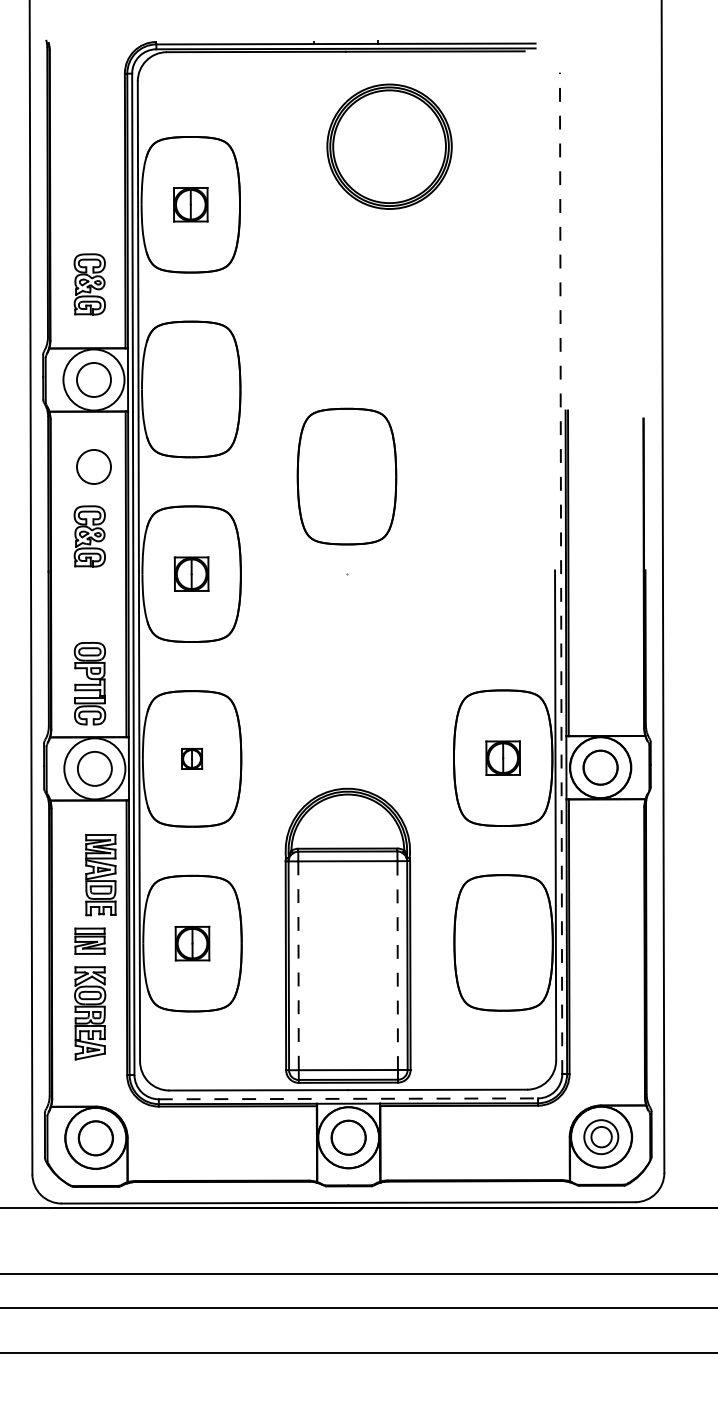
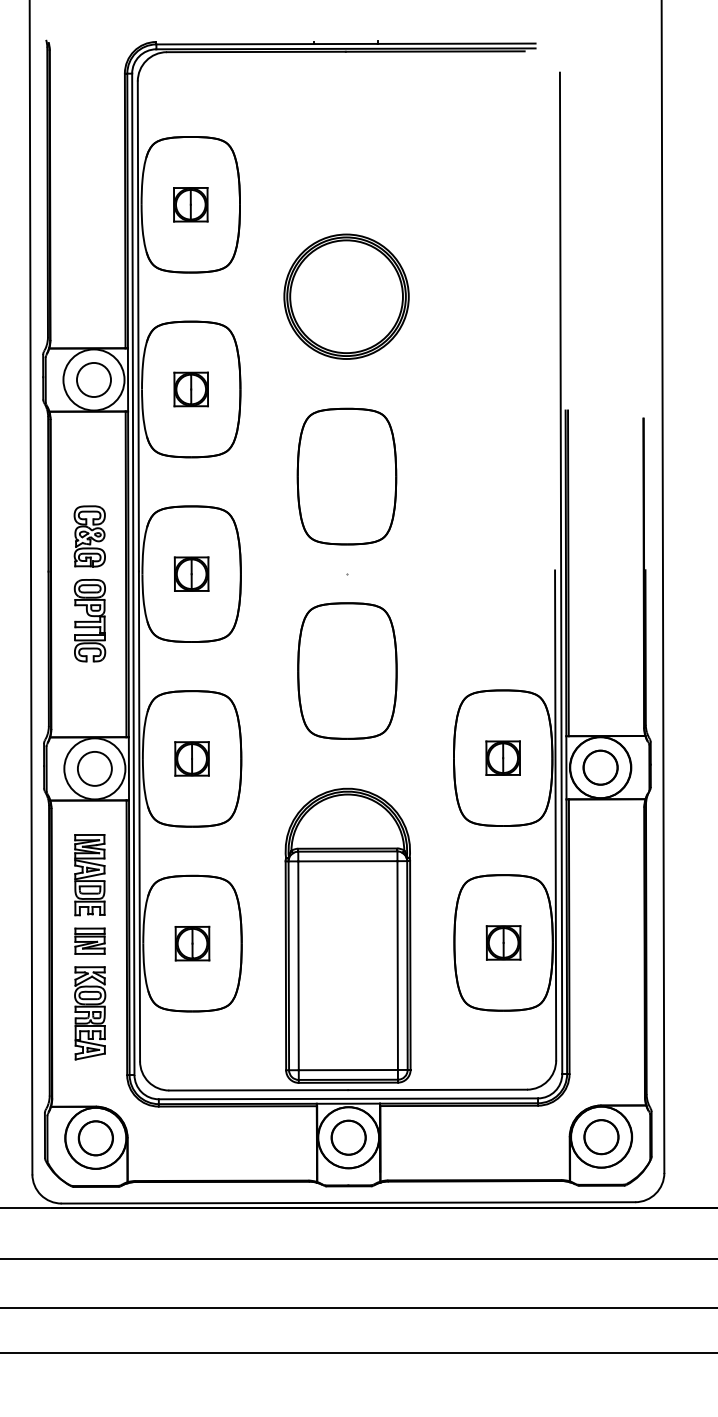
part position: (389, 146) -> (346, 296) (346, 296)
part: present -> none (89, 284)
part: none -> present (190, 389)
circle: present -> none (93, 466)
line: dashed -> solid (561, 573)
part: none -> present (347, 670)
part position: (89, 683) -> (89, 620) (89, 620)
part size: 23x23 px -> 36x36 px (191, 758)
part position: (100, 875) -> (89, 875) (89, 875)
part: none -> present (503, 942)
line: dashed -> solid (397, 965)
line: dashed -> solid (298, 966)
line: dashed -> solid (348, 1098)
circle diameter: 20 px -> 34 px (601, 1137)
line position: (358, 1274) -> (358, 1259) (358, 1259)
